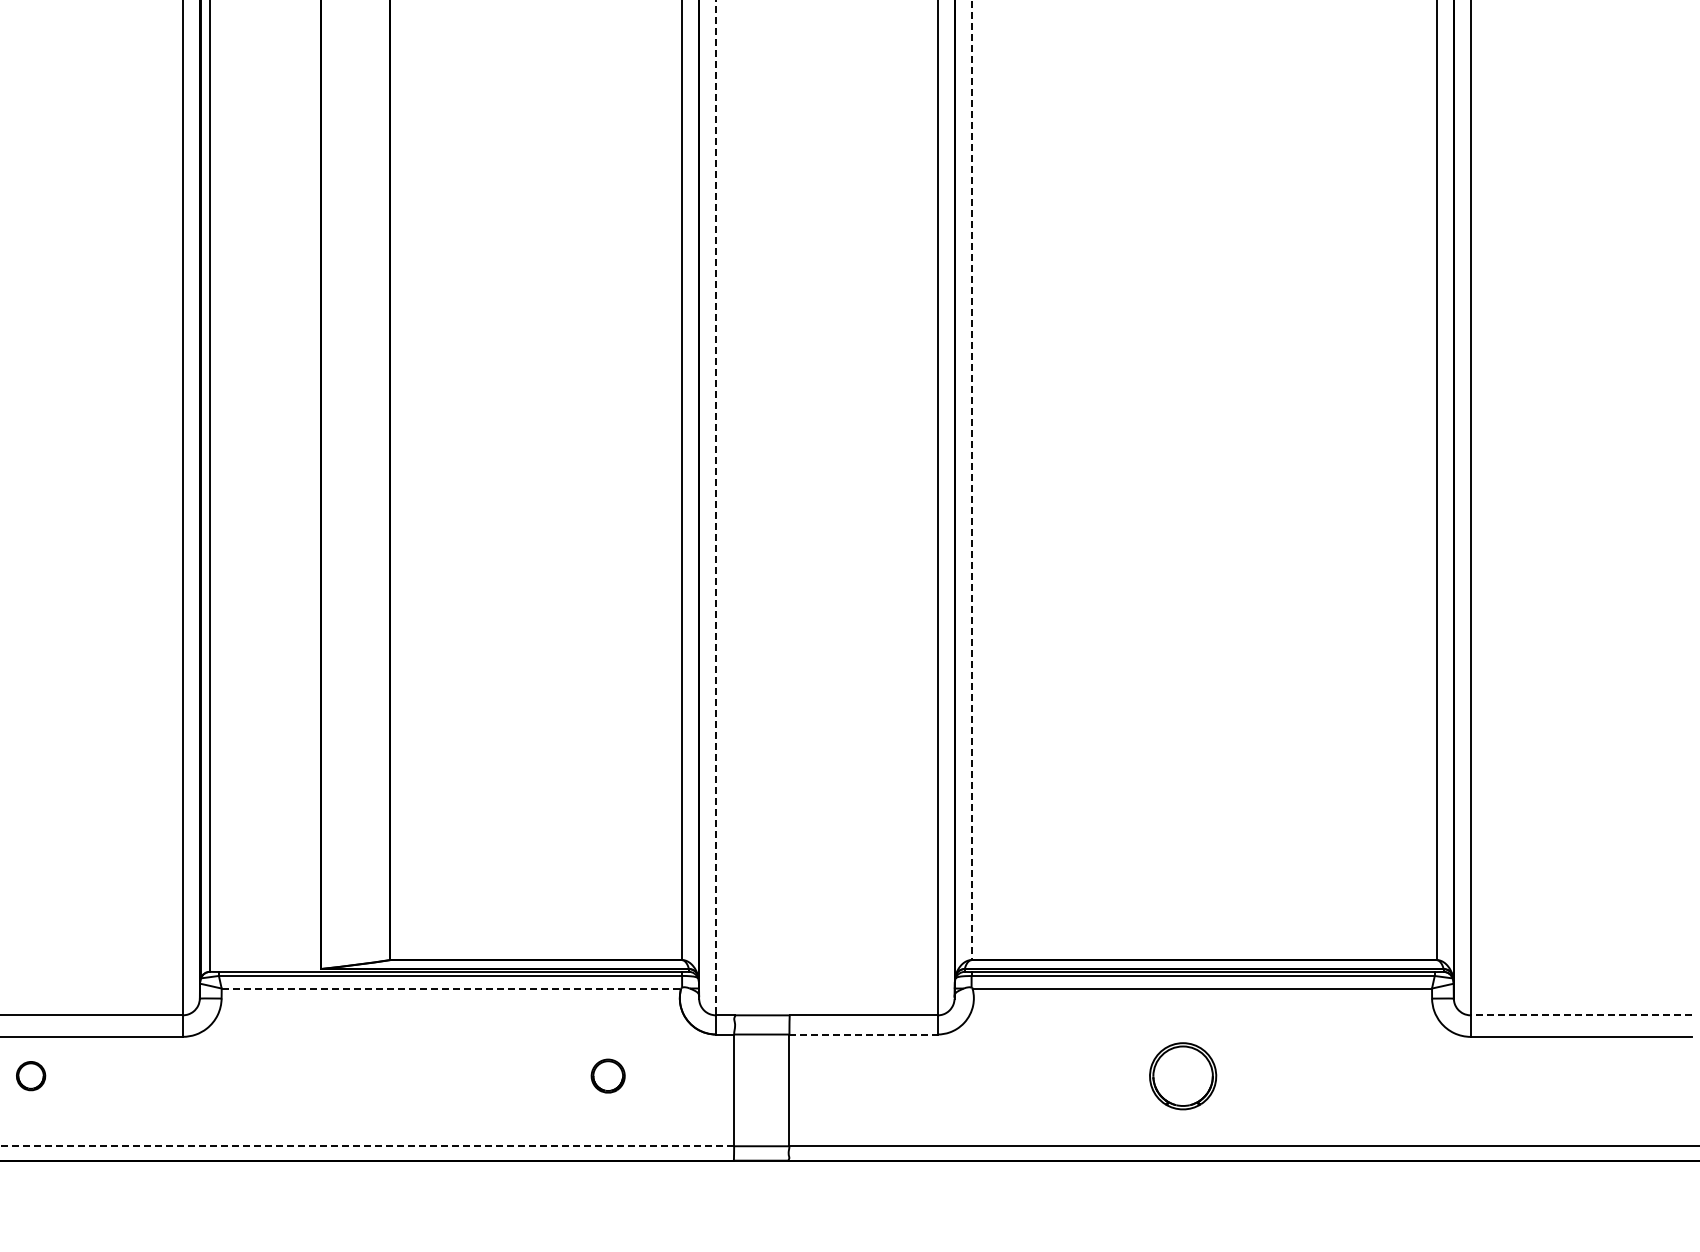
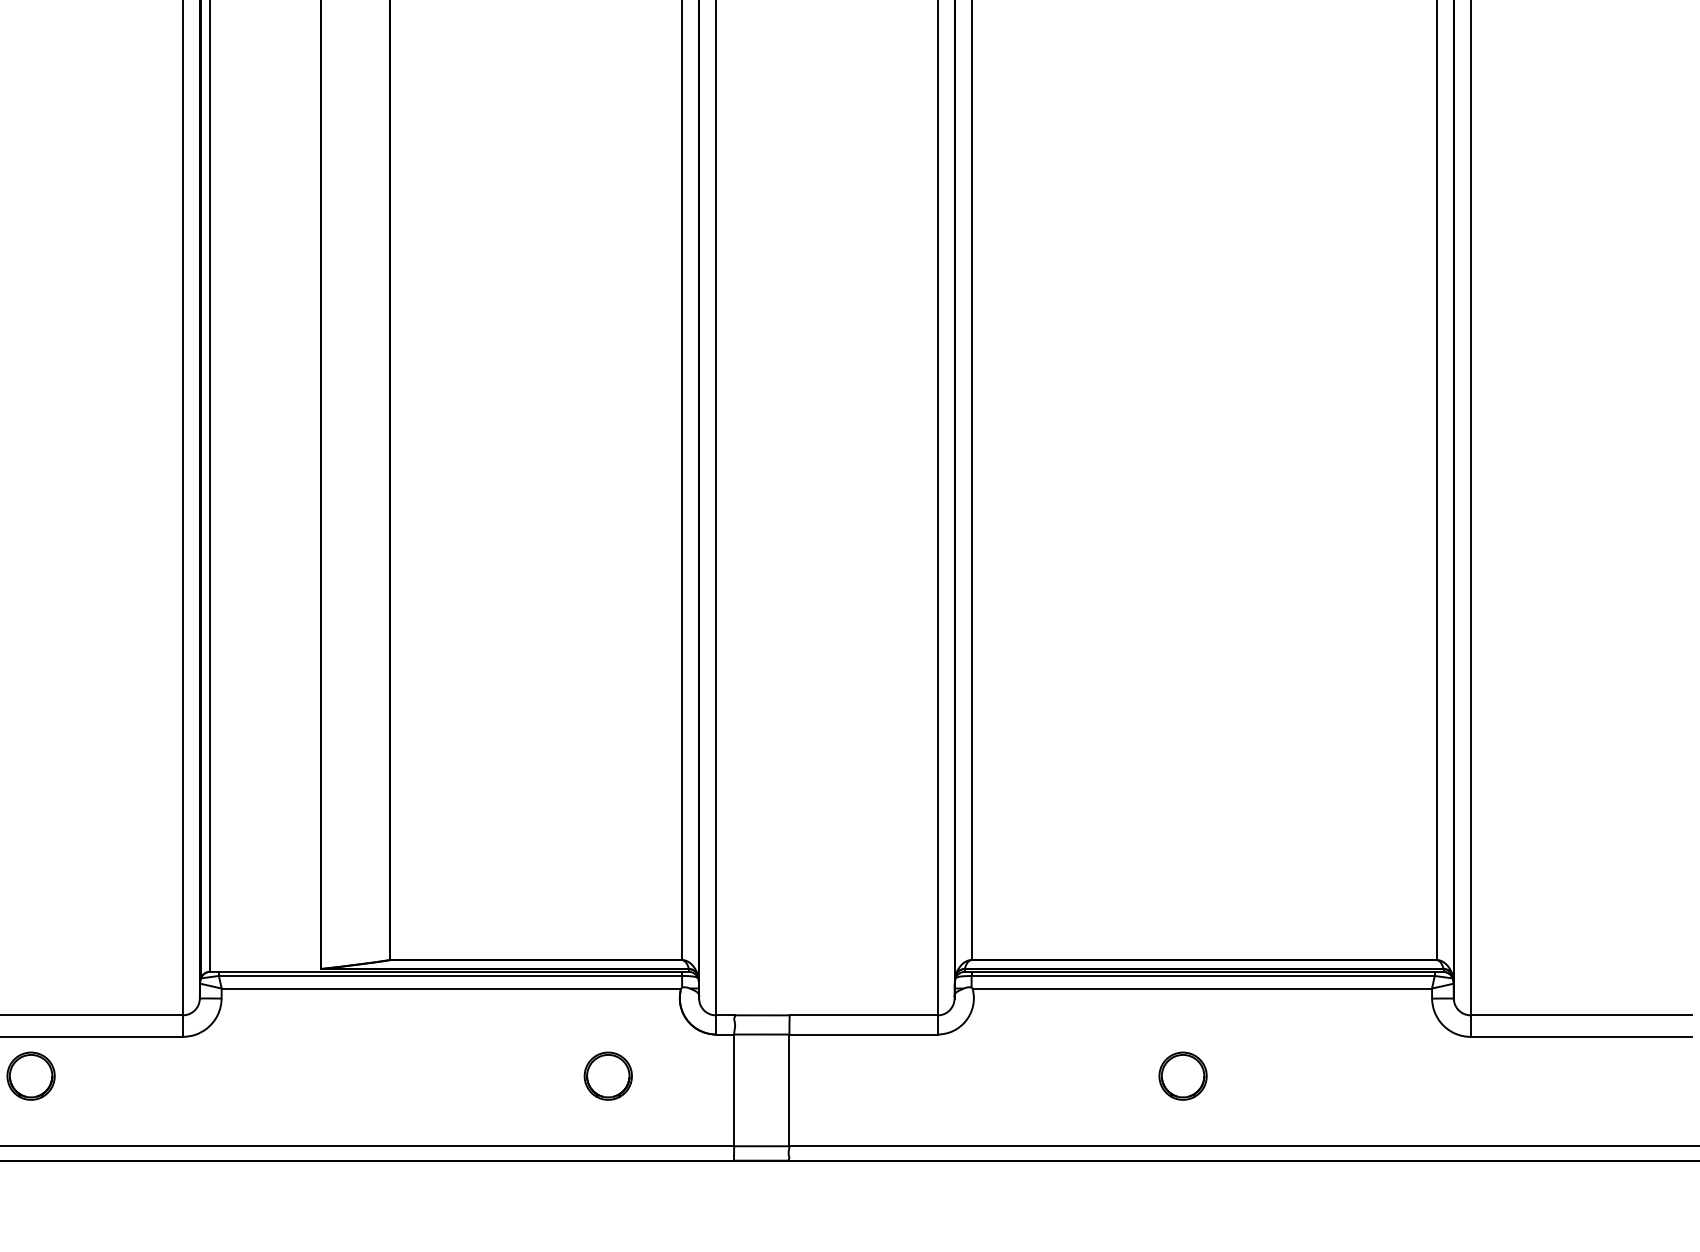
line: dashed -> solid (971, 480)
line: dashed -> solid (716, 508)
line: dashed -> solid (451, 988)
line: dashed -> solid (1581, 1015)
line: dashed -> solid (864, 1034)
part size: 36x36 px -> 50x50 px (607, 1075)
part size: 31x31 px -> 50x50 px (30, 1075)
part size: 69x69 px -> 50x50 px (1182, 1075)
line: dashed -> solid (367, 1146)
